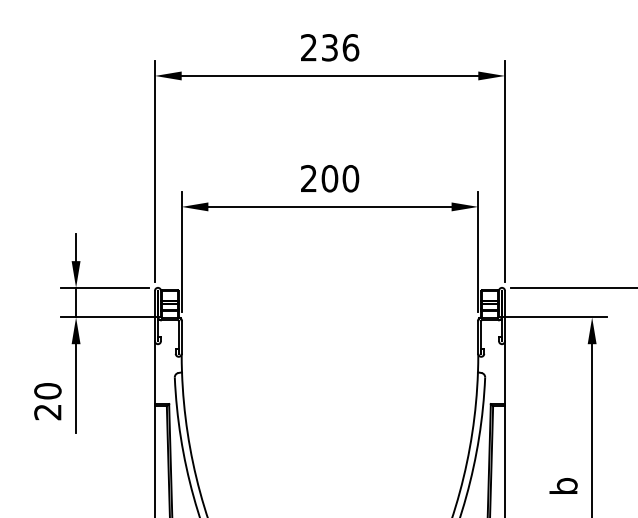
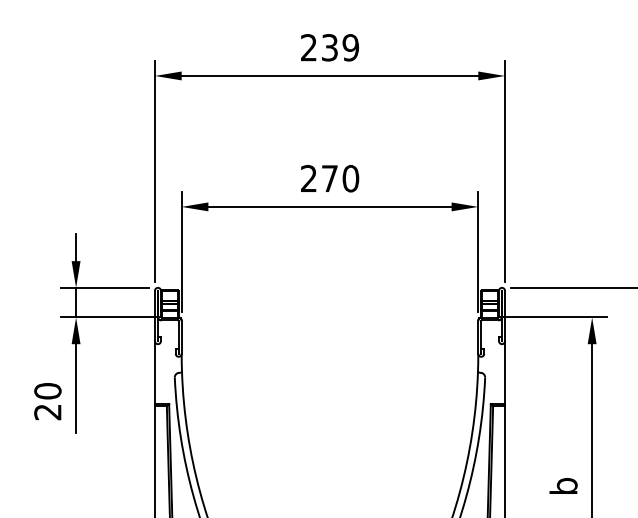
text: 236 -> 239 (350, 47)
text: 200 -> 270 (329, 178)
